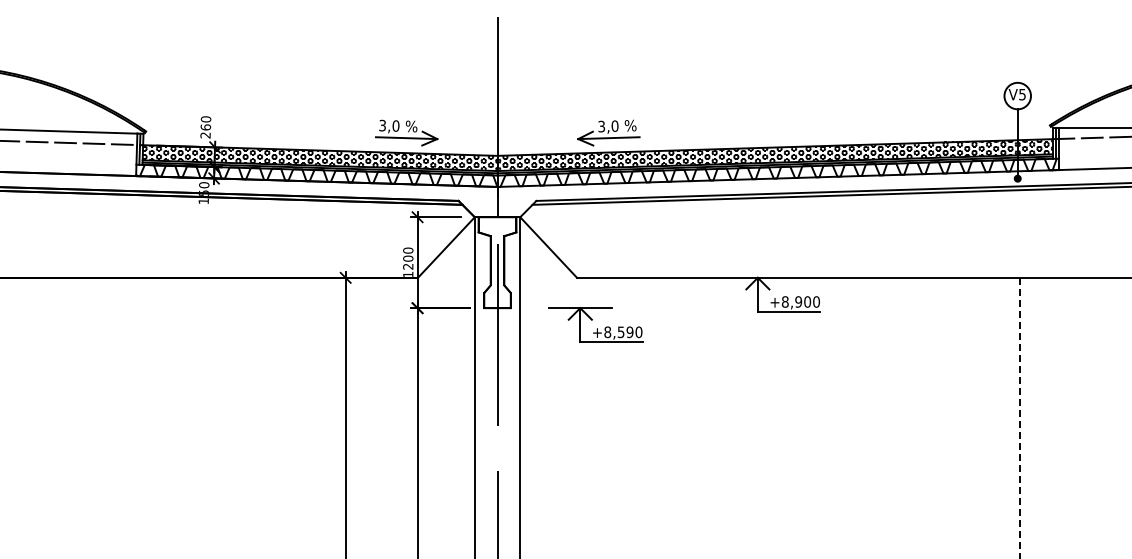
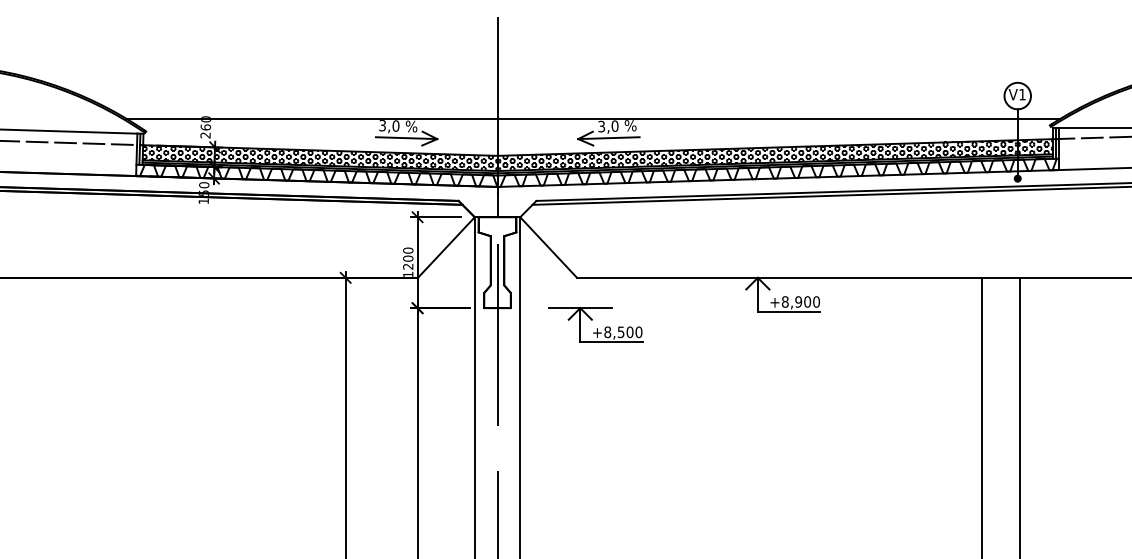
text: V5 -> V1 (1022, 94)
line: none -> present (593, 118)
text: +8,590 -> +8,500 (629, 332)
line: none -> present (982, 416)
line: dashed -> solid (1020, 418)
